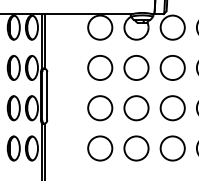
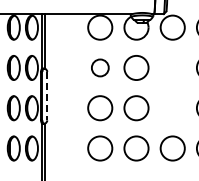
circle size: 27x26 px -> 19x20 px (100, 67)
circle: present -> none (172, 67)
line: solid -> dashed (47, 96)
circle: present -> none (172, 108)
